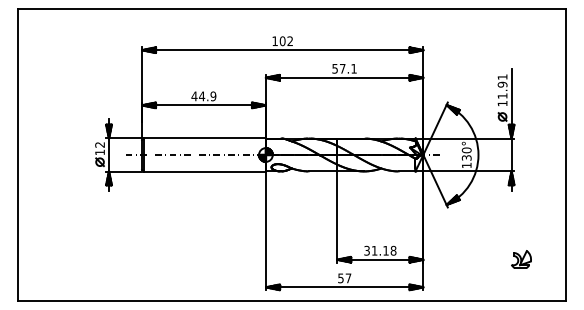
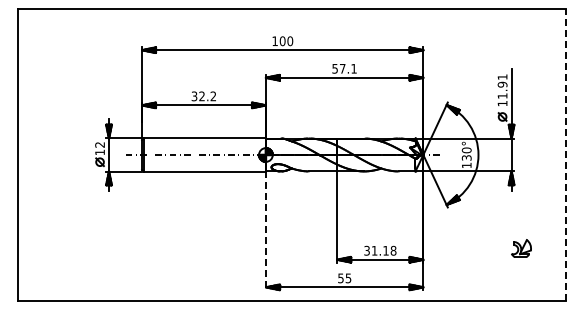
text: 102 -> 100 (290, 41)
text: 44.9 -> 32.2 (203, 96)
line: solid -> dashed (566, 155)
line: solid -> dashed (266, 231)
part position: (521, 259) -> (521, 248) (521, 248)
text: 57 -> 55 (348, 278)
